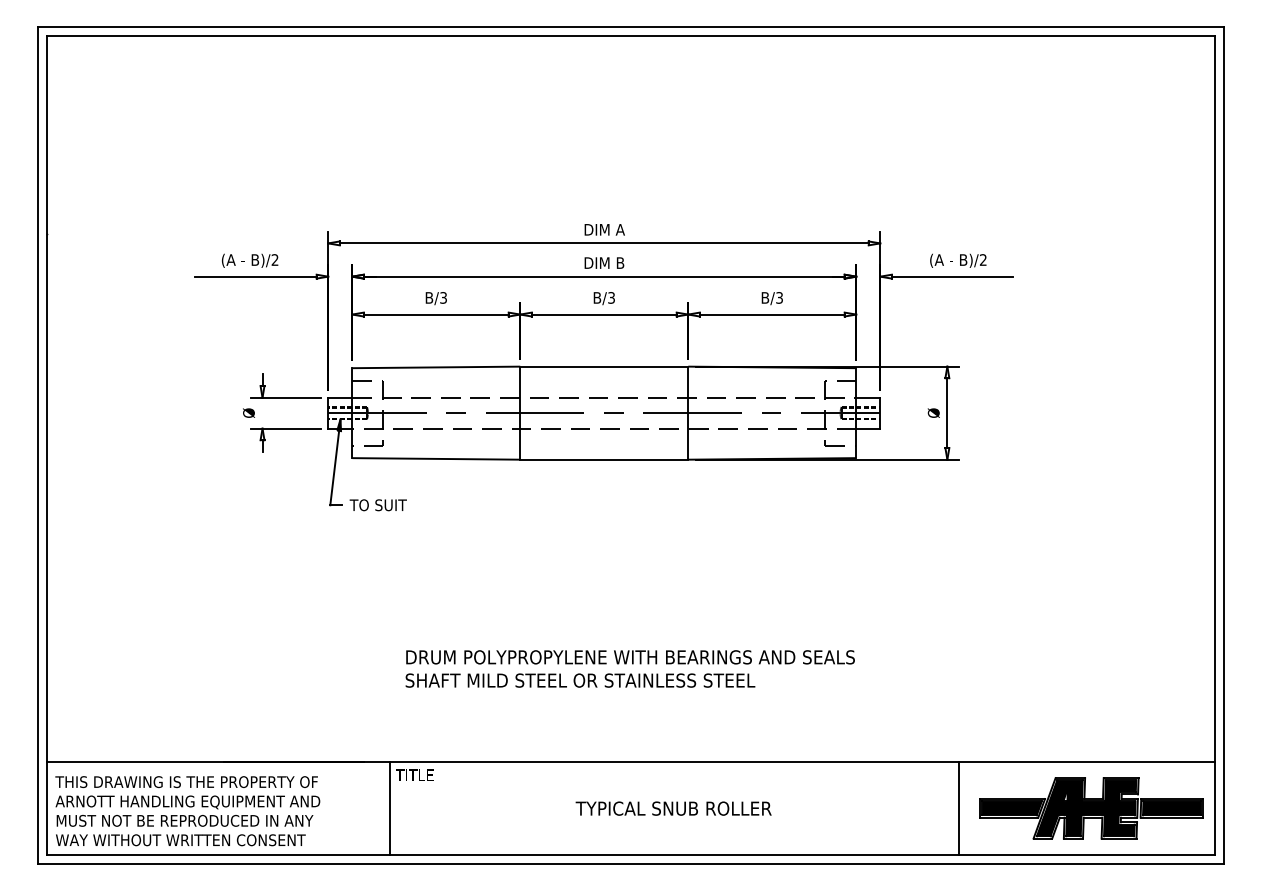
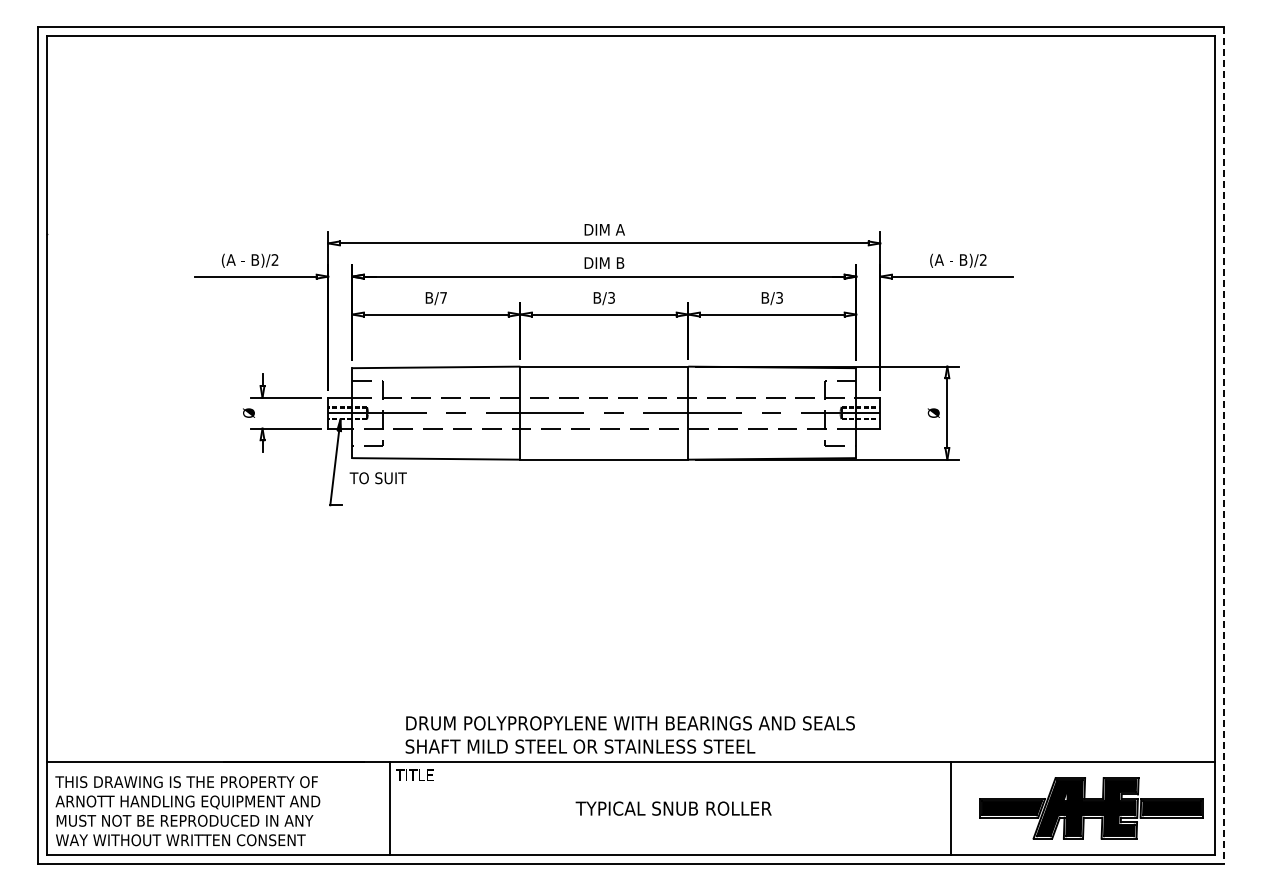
text: B/3 -> B/7 (443, 297)
line: solid -> dashed (1224, 445)
text position: (377, 505) -> (377, 478) (377, 478)
text position: (629, 668) -> (629, 734) (629, 734)
line position: (958, 807) -> (950, 807) (950, 807)
